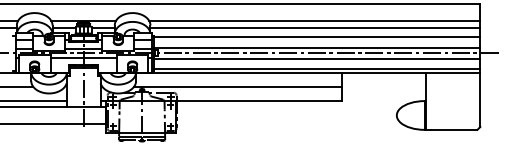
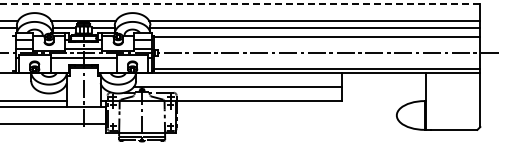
line: solid -> dashed (240, 4)
line: present -> none (316, 47)
line: present -> none (316, 58)
line: present -> none (17, 86)
